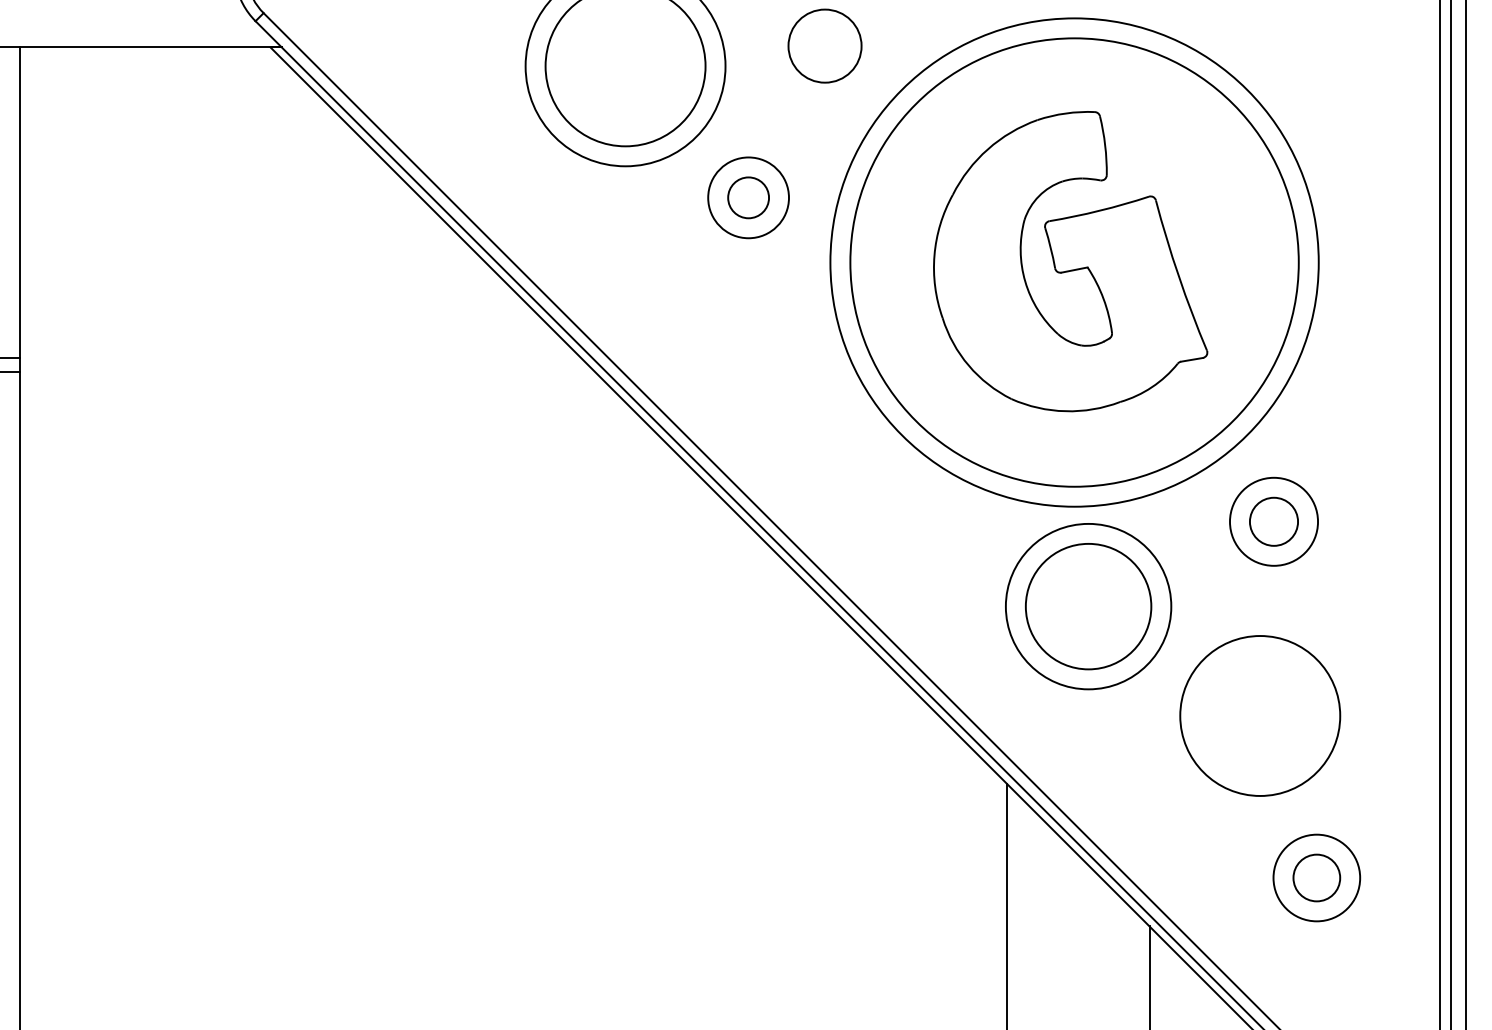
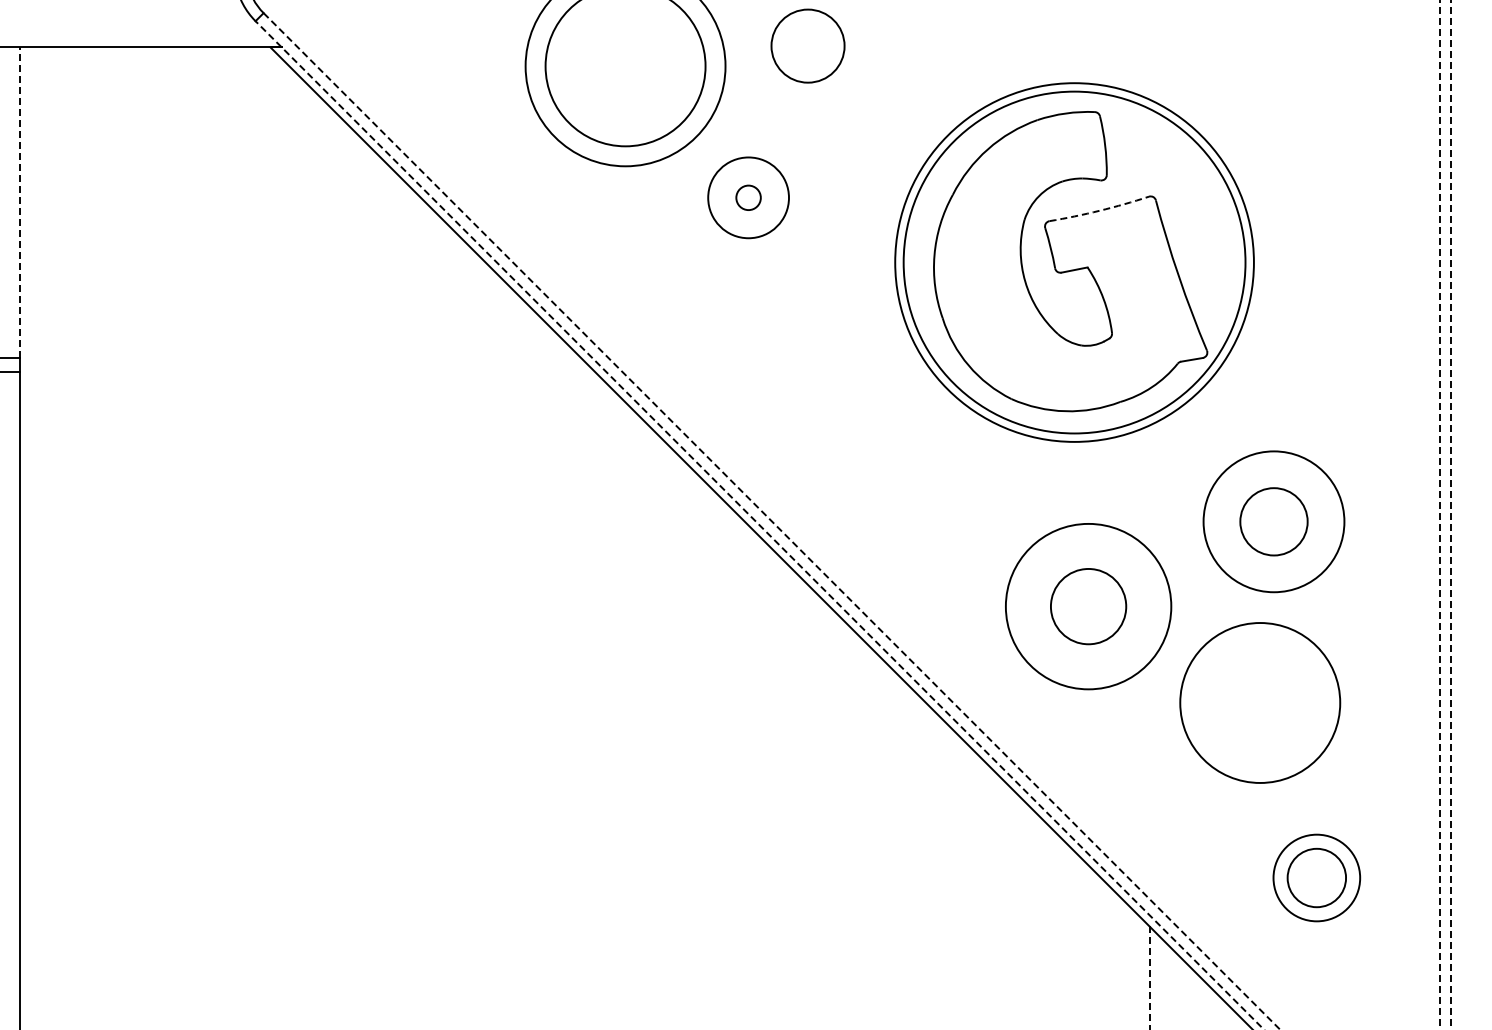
circle position: (824, 45) -> (807, 45) (807, 45)
circle diameter: 41 px -> 25 px (748, 197)
line: solid -> dashed (20, 202)
arc: solid -> dashed (1099, 210)
circle diameter: 448 px -> 359 px (1074, 262)
circle diameter: 488 px -> 342 px (1074, 262)
line: solid -> dashed (1439, 514)
line: solid -> dashed (1451, 514)
line: present -> none (1465, 514)
line: solid -> dashed (771, 521)
circle diameter: 48 px -> 67 px (1273, 521)
circle diameter: 88 px -> 141 px (1273, 521)
line: solid -> dashed (759, 525)
circle diameter: 126 px -> 75 px (1088, 606)
circle position: (1260, 715) -> (1260, 702) (1260, 702)
circle diameter: 47 px -> 58 px (1316, 877)
line: present -> none (1006, 904)
line: solid -> dashed (1149, 977)
